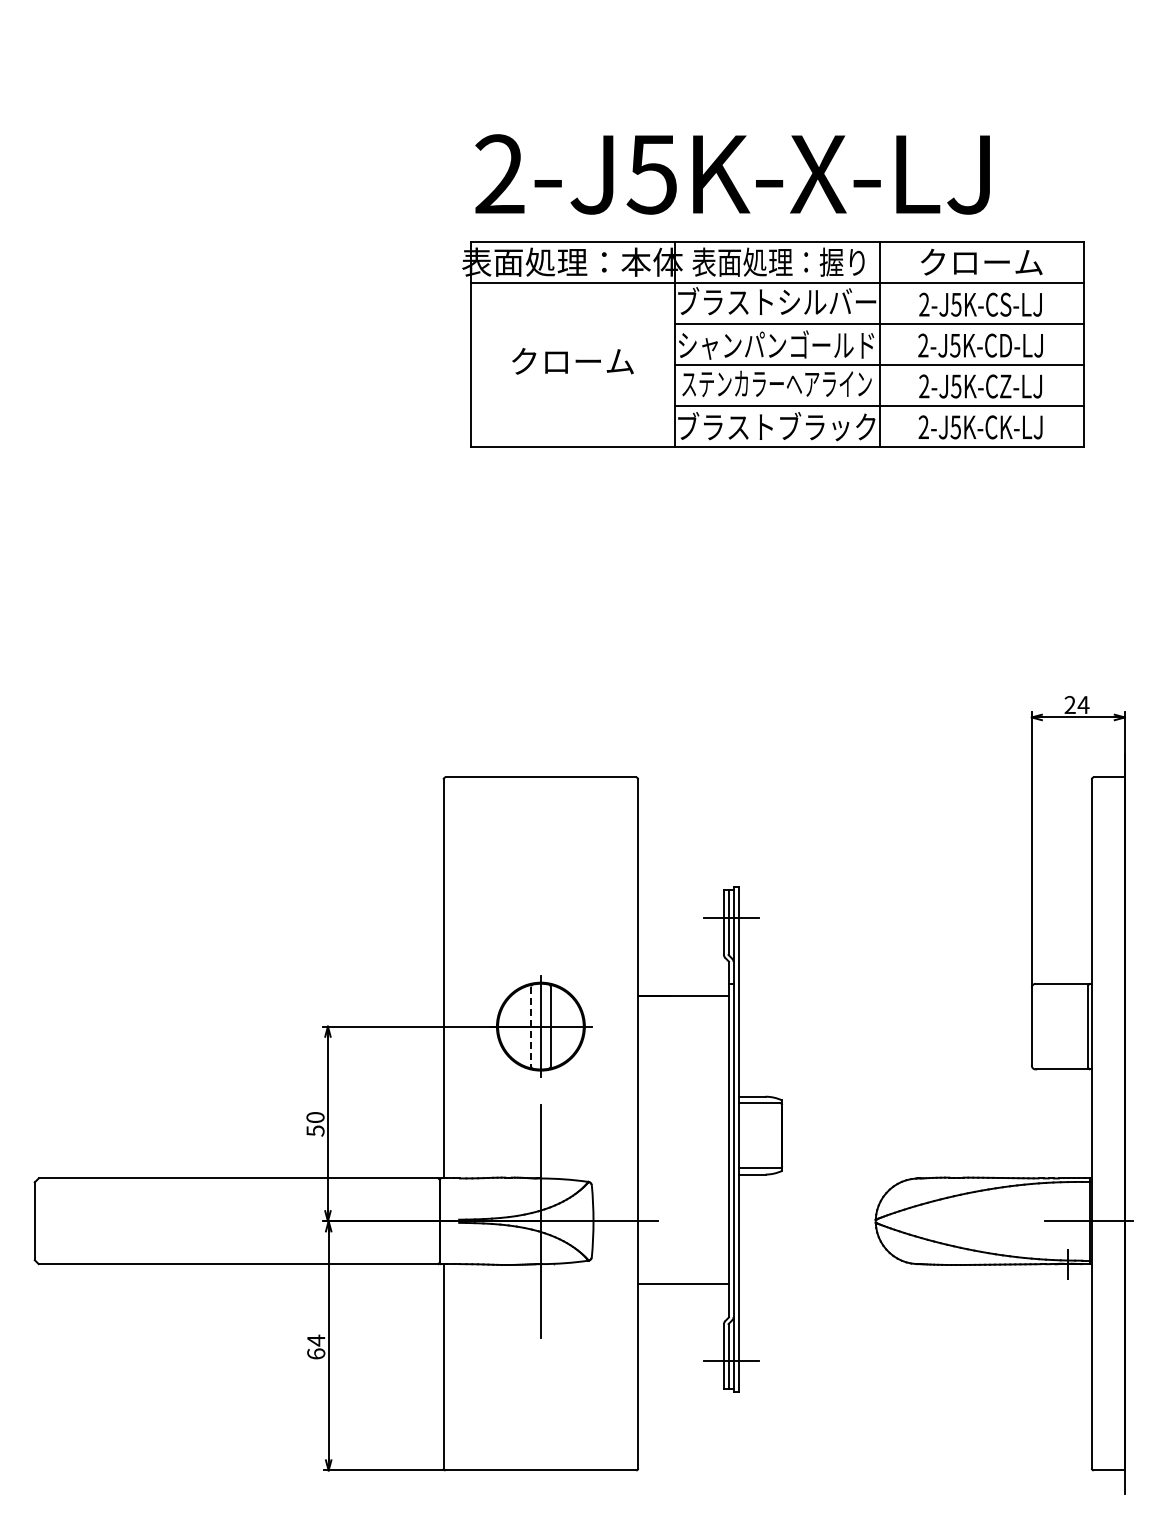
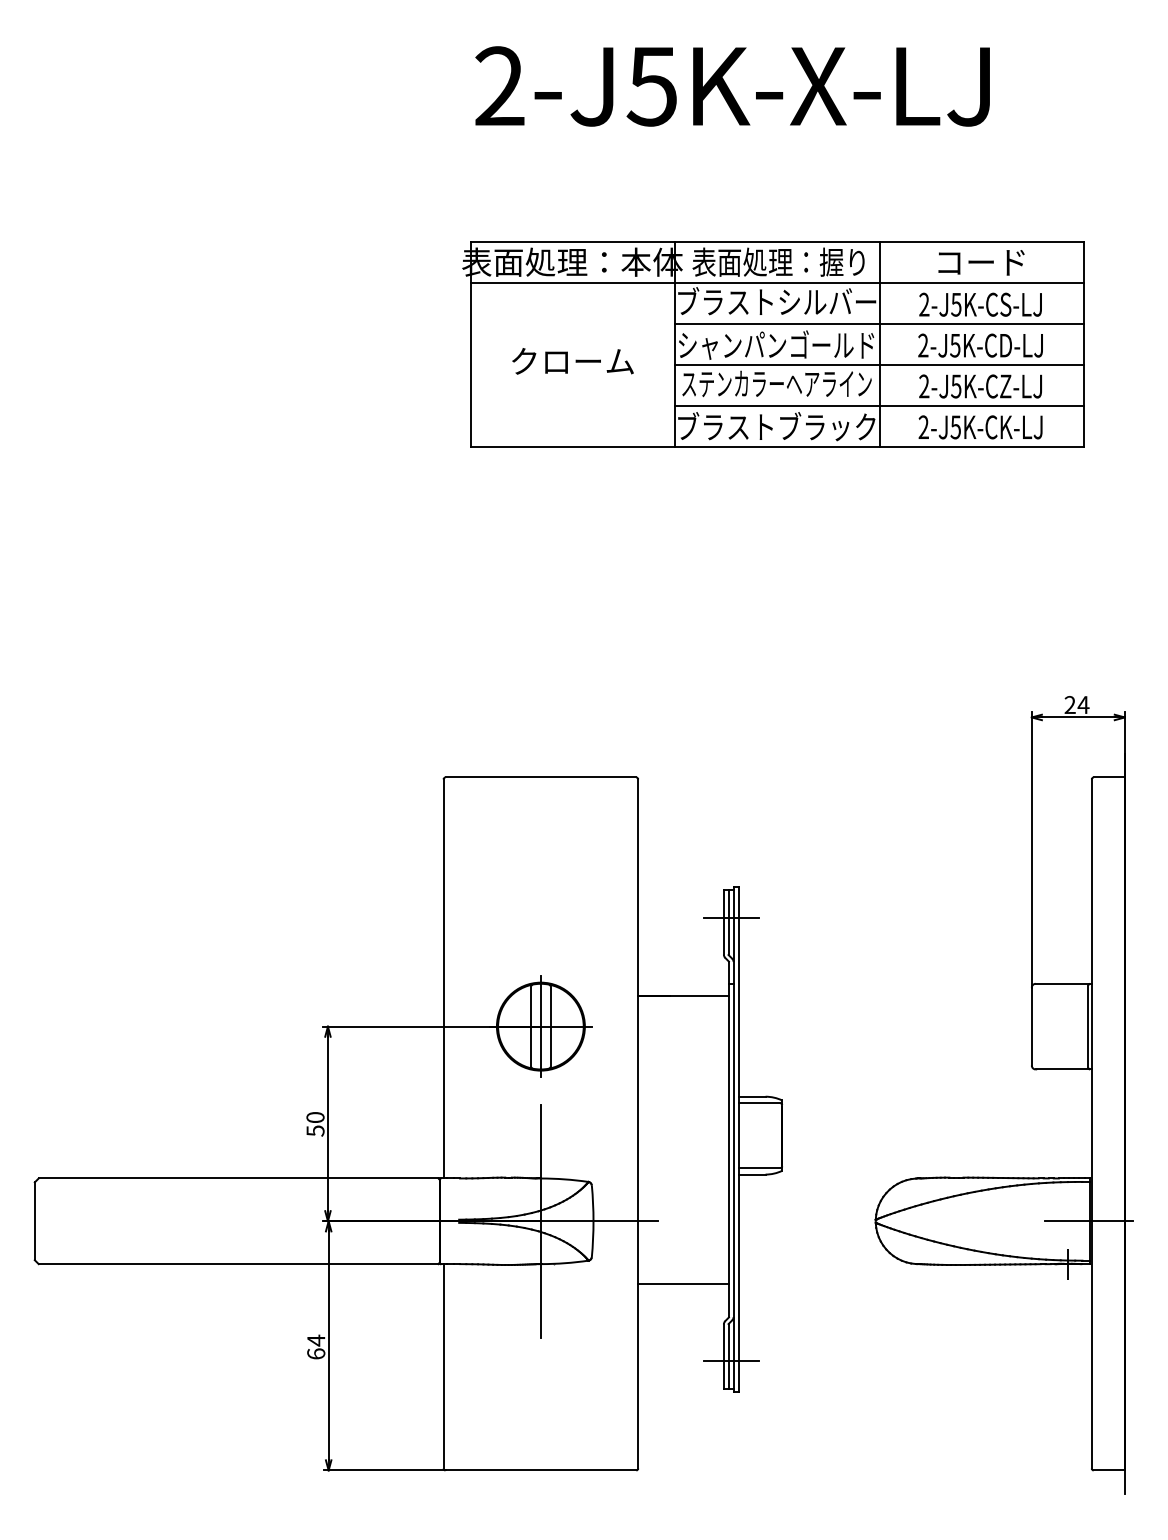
text position: (732, 174) -> (732, 86) (732, 86)
text: クローム -> コード (981, 261)
line: dashed -> solid (531, 1027)
